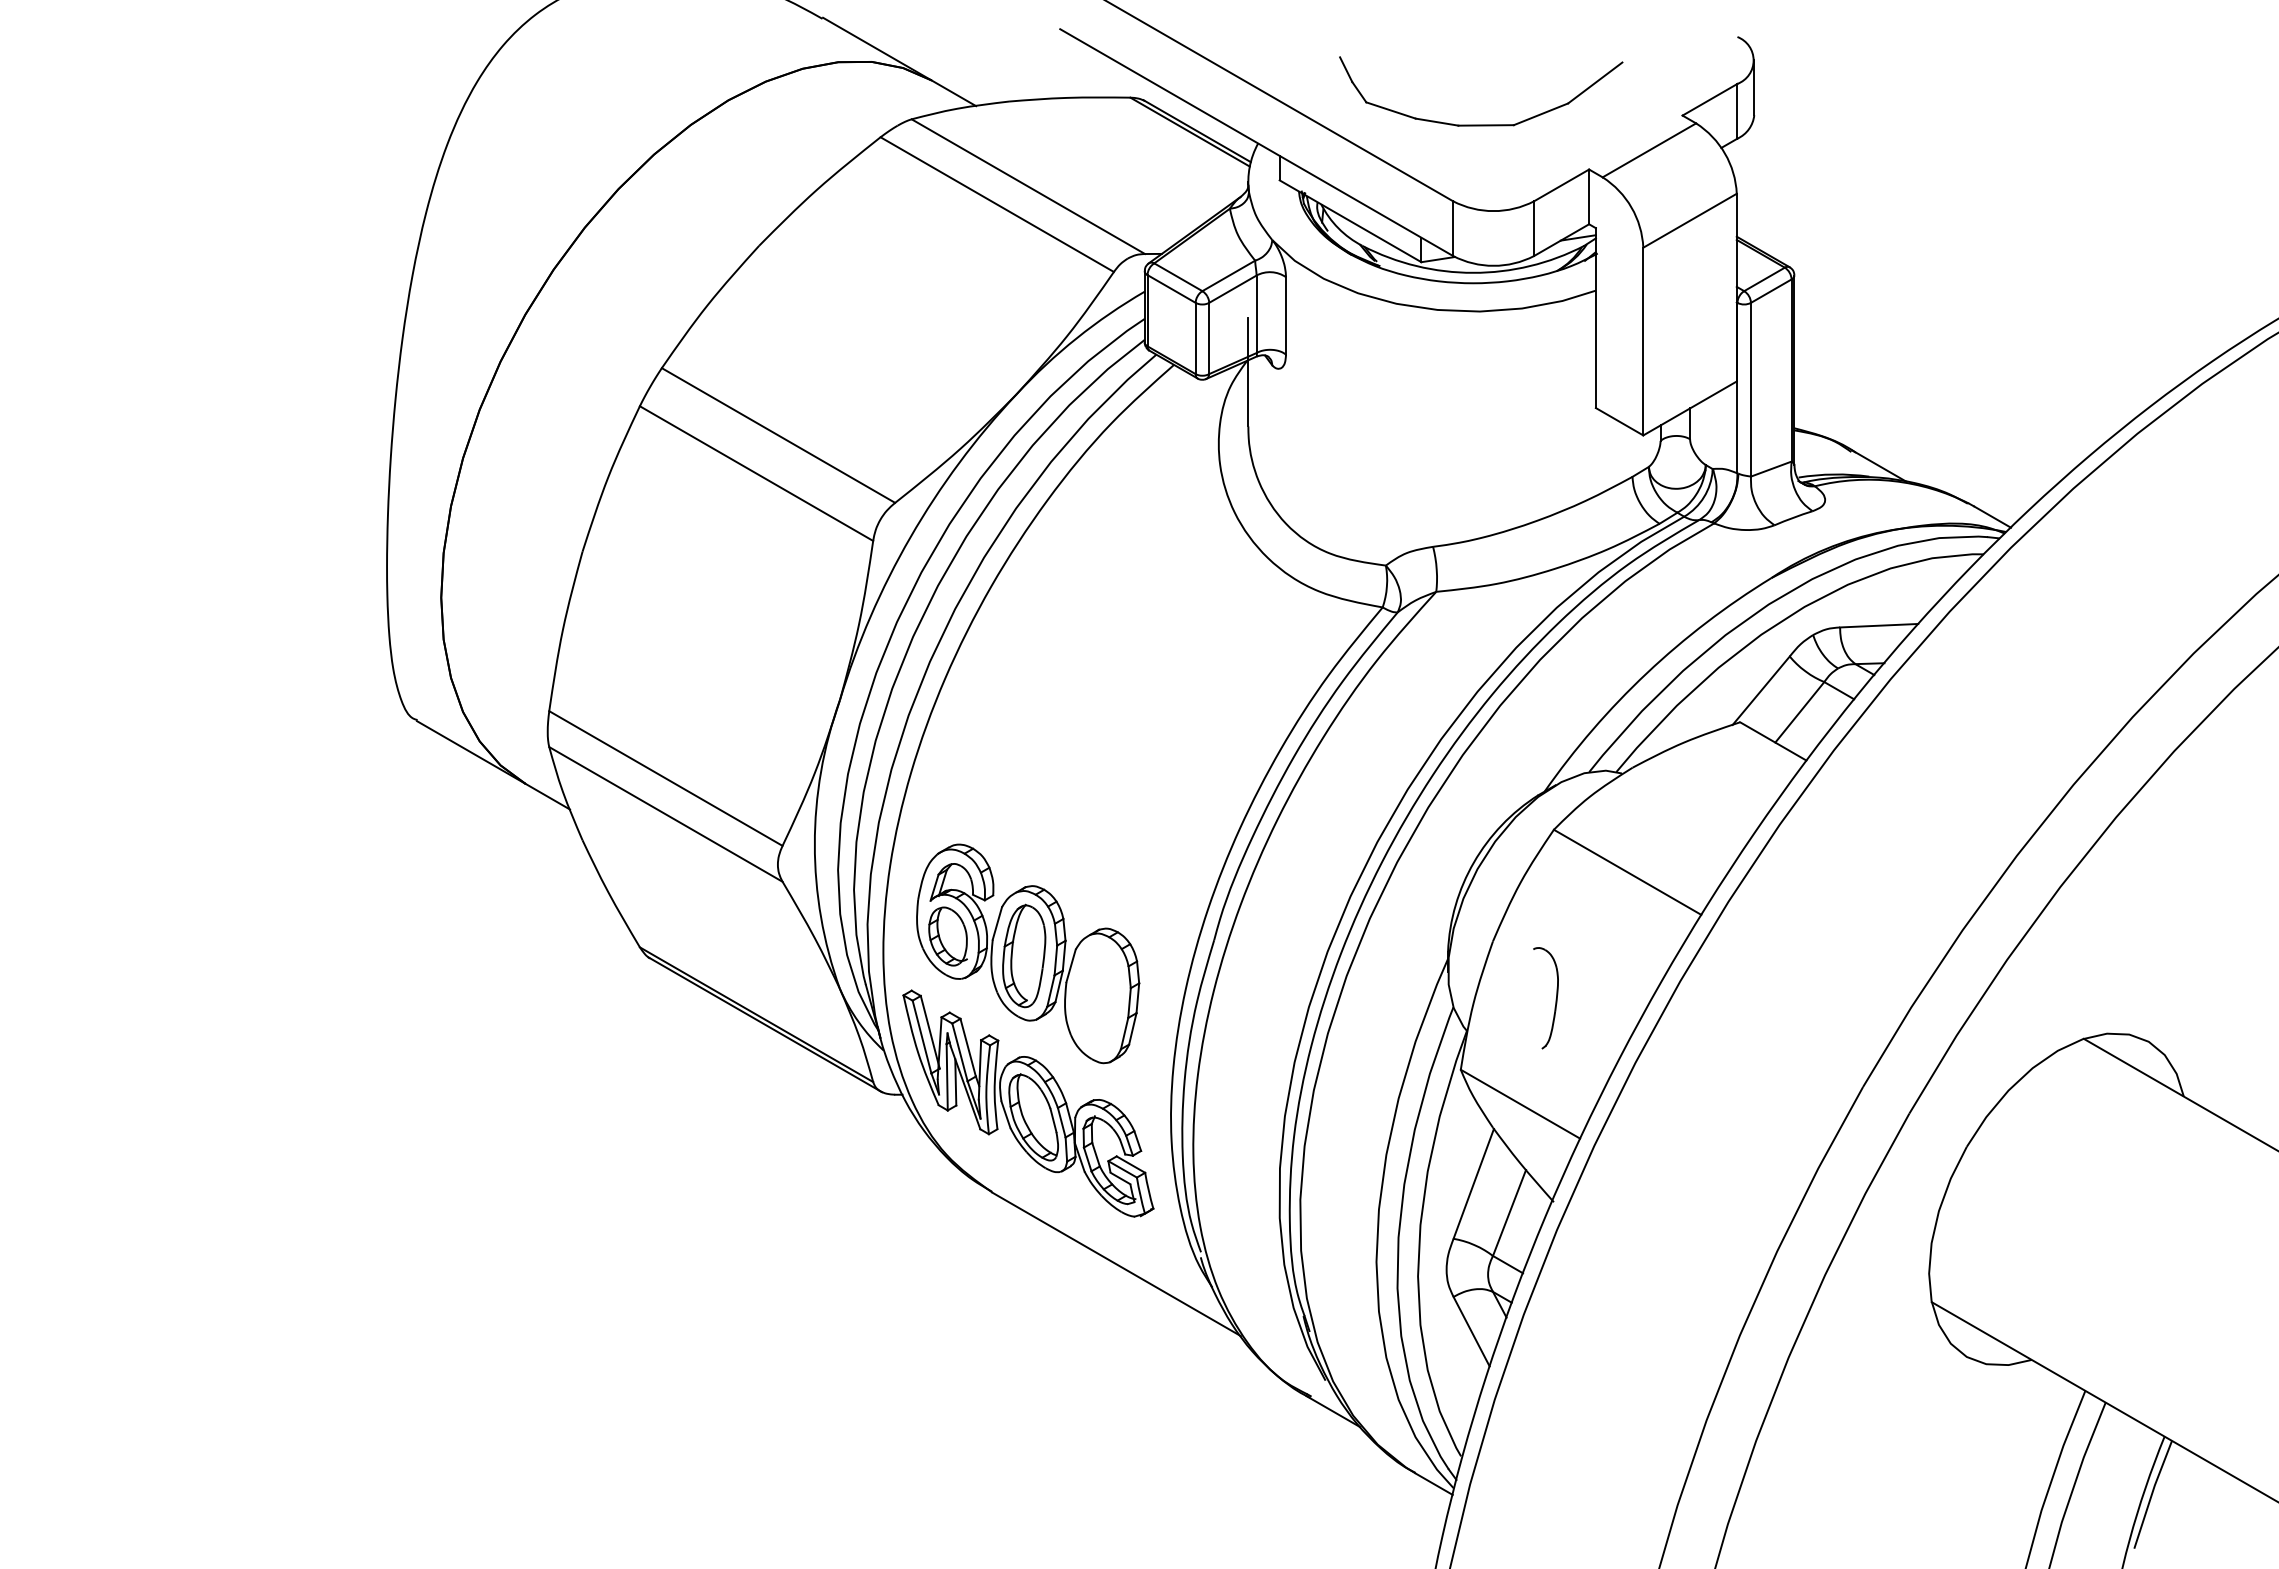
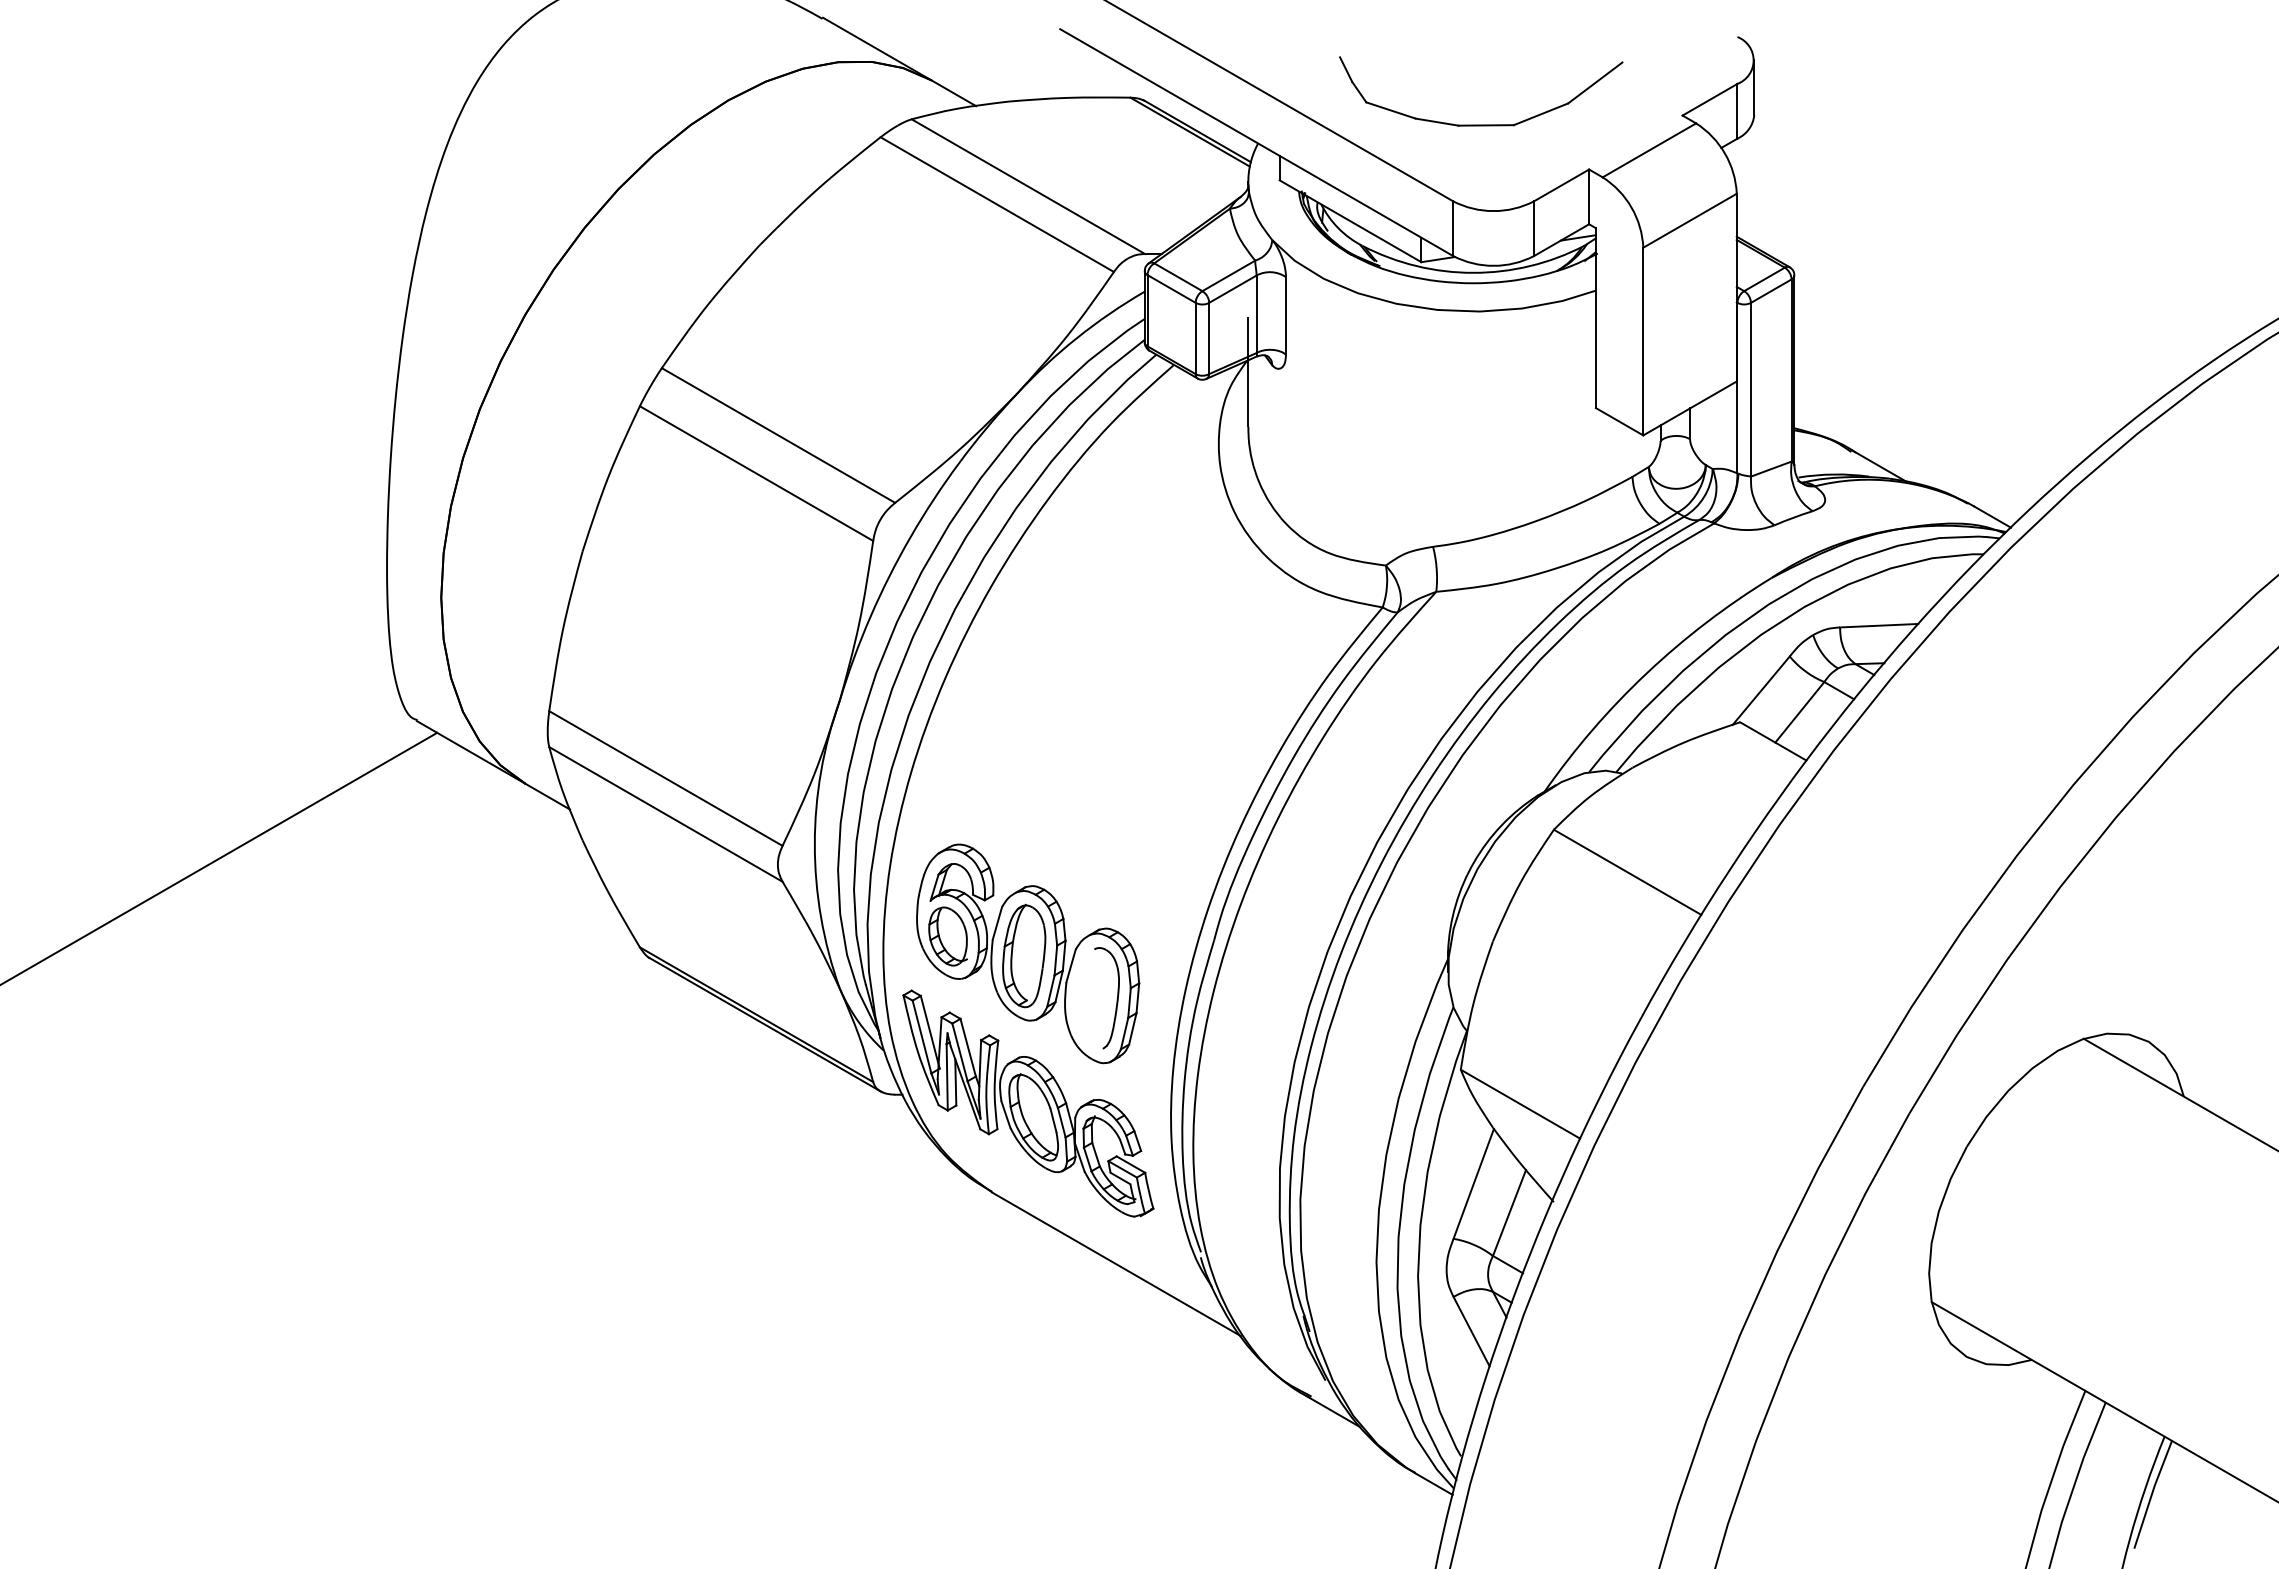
line: none -> present (219, 857)
part position: (1555, 999) -> (1116, 999) (1116, 999)
